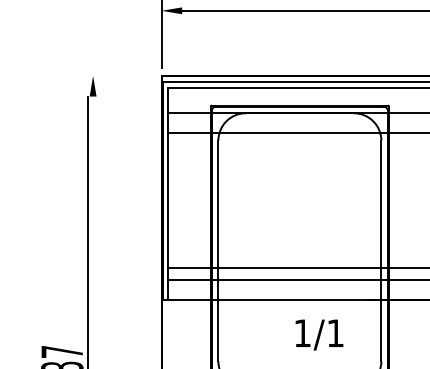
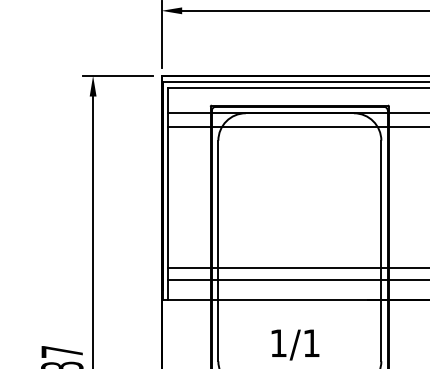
line: none -> present (117, 75)
line position: (297, 132) -> (297, 126) (297, 126)
line position: (88, 230) -> (93, 230) (93, 230)
text position: (319, 334) -> (295, 344) (295, 344)
